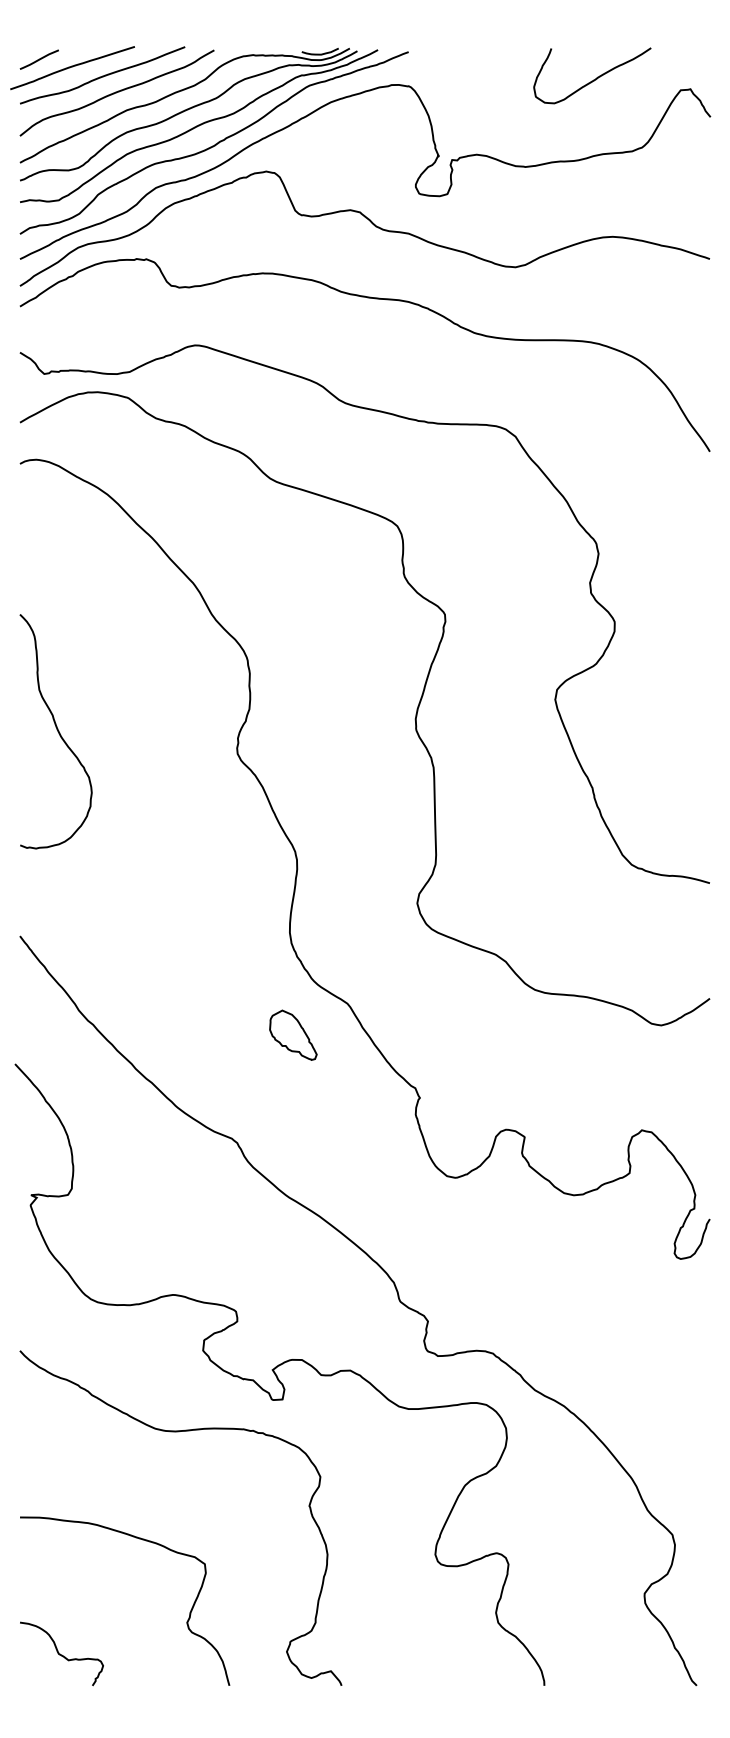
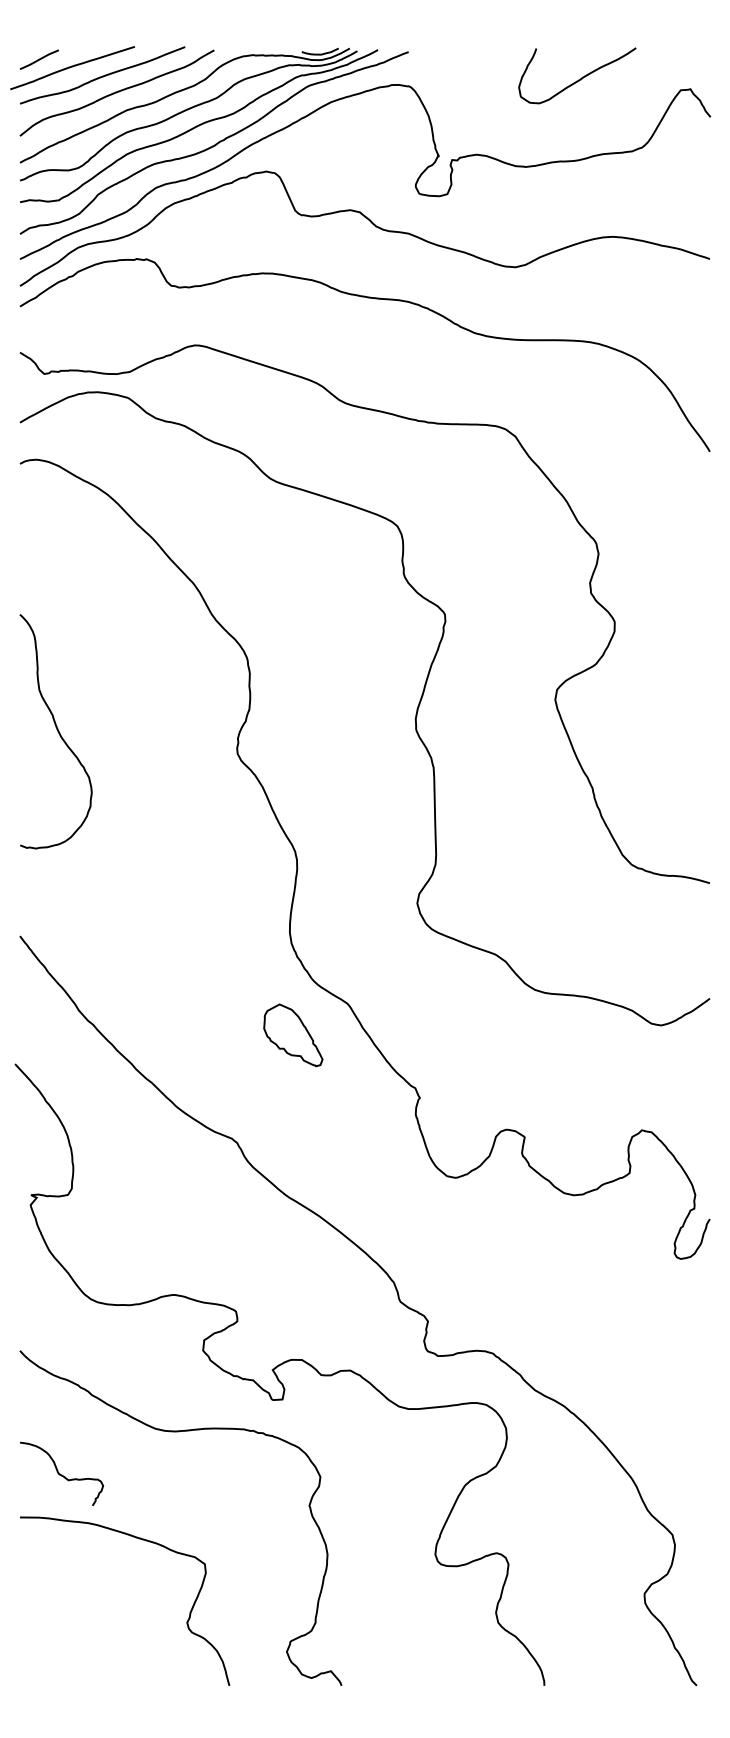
curve position: (593, 79) -> (578, 79) (578, 79)
part size: 49x52 px -> 61x65 px (293, 1035)
curve position: (60, 1653) -> (60, 1473) (60, 1473)
